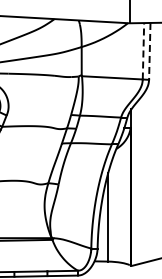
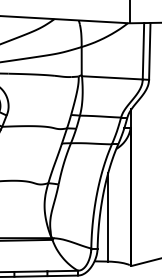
line: dashed -> solid (143, 50)
line: dashed -> solid (149, 51)
